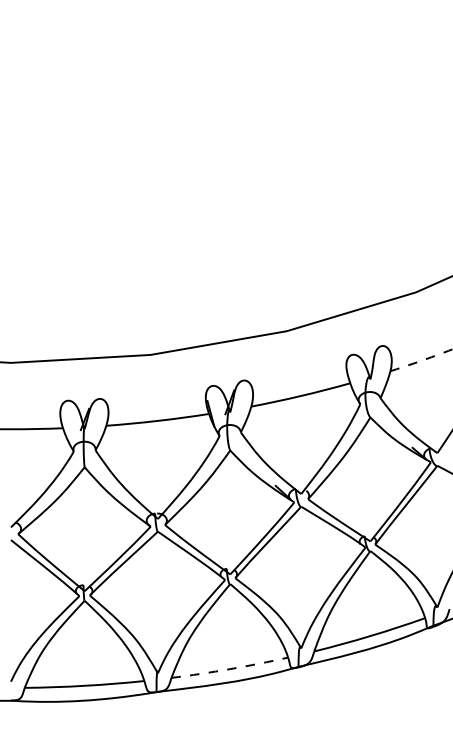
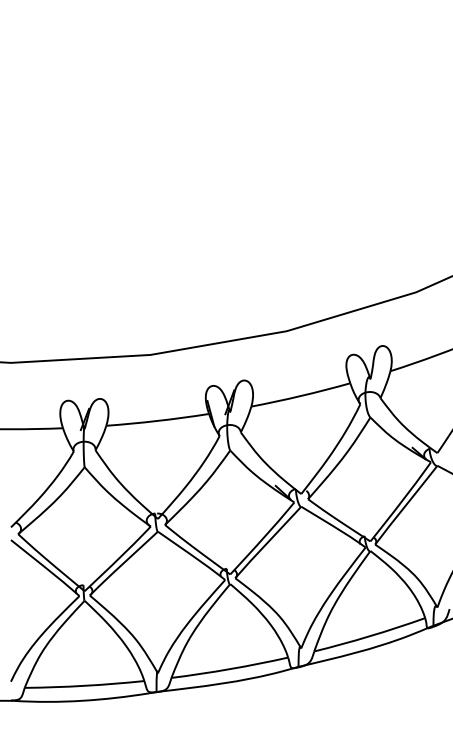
arc: dashed -> solid (422, 360)
arc: dashed -> solid (230, 669)
